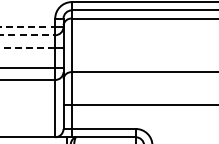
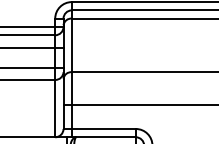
line: dashed -> solid (28, 26)
line: dashed -> solid (28, 35)
line: dashed -> solid (27, 47)
